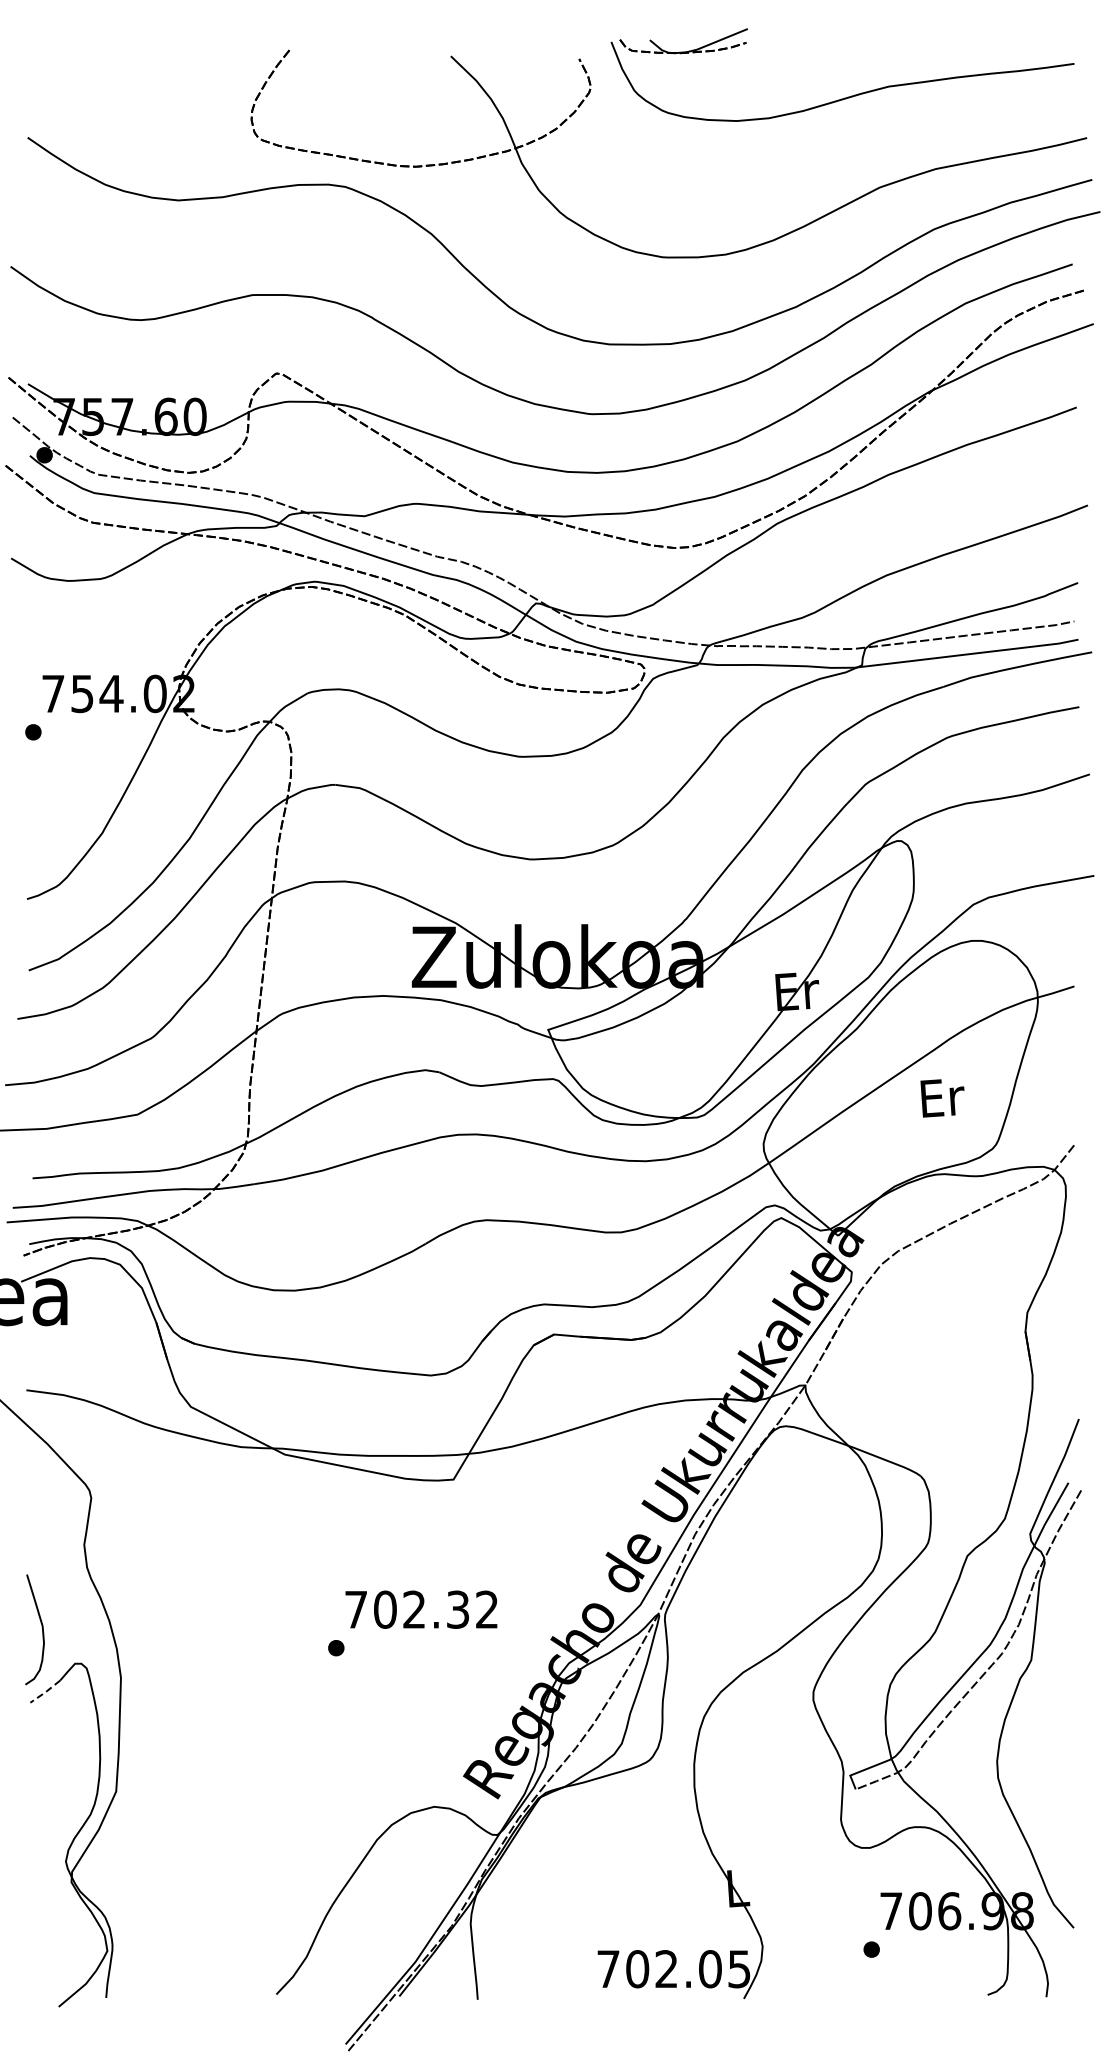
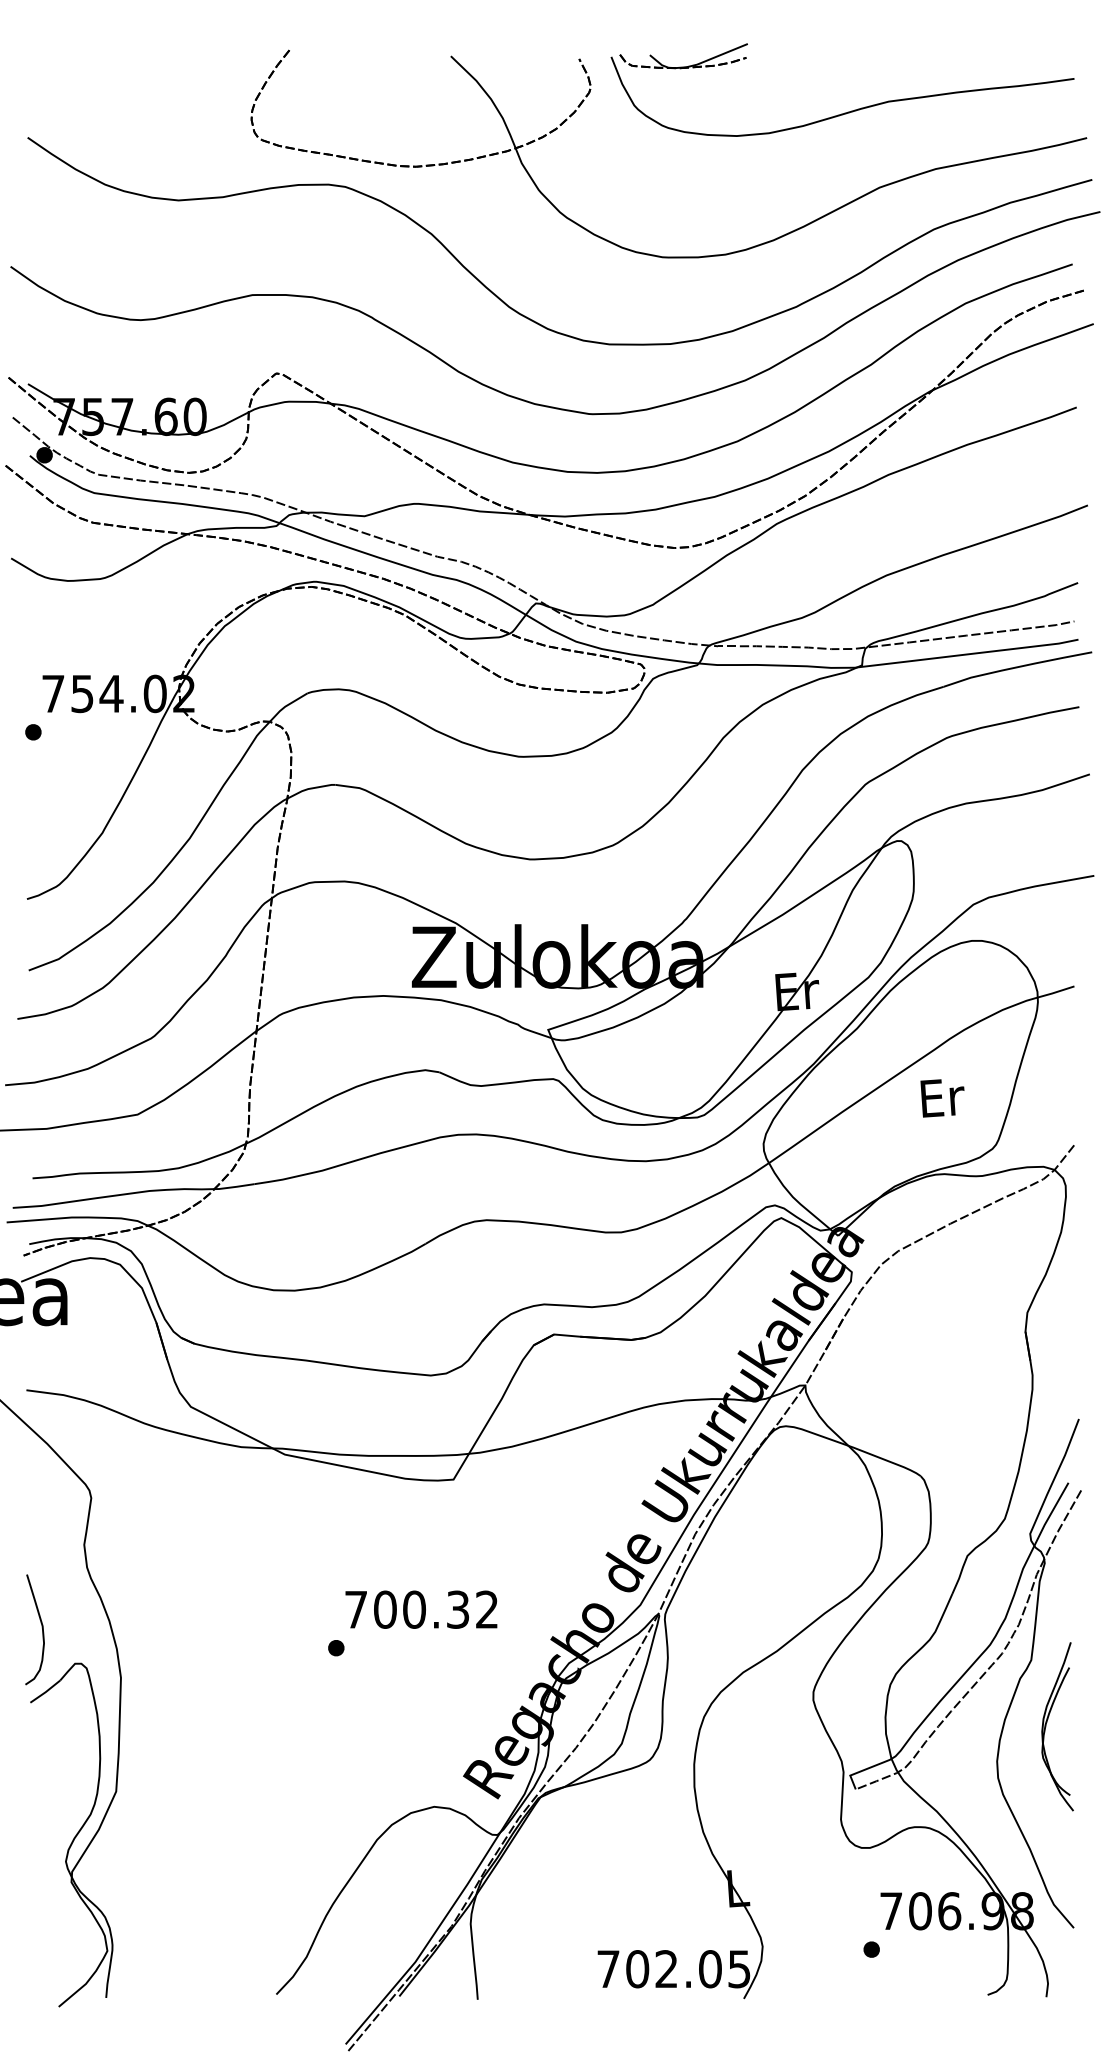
part position: (848, 96) -> (848, 111) (848, 111)
text: 702.32 -> 700.32 (414, 1609)
line: dashed -> solid (45, 1692)
part: none -> present (1047, 1722)
